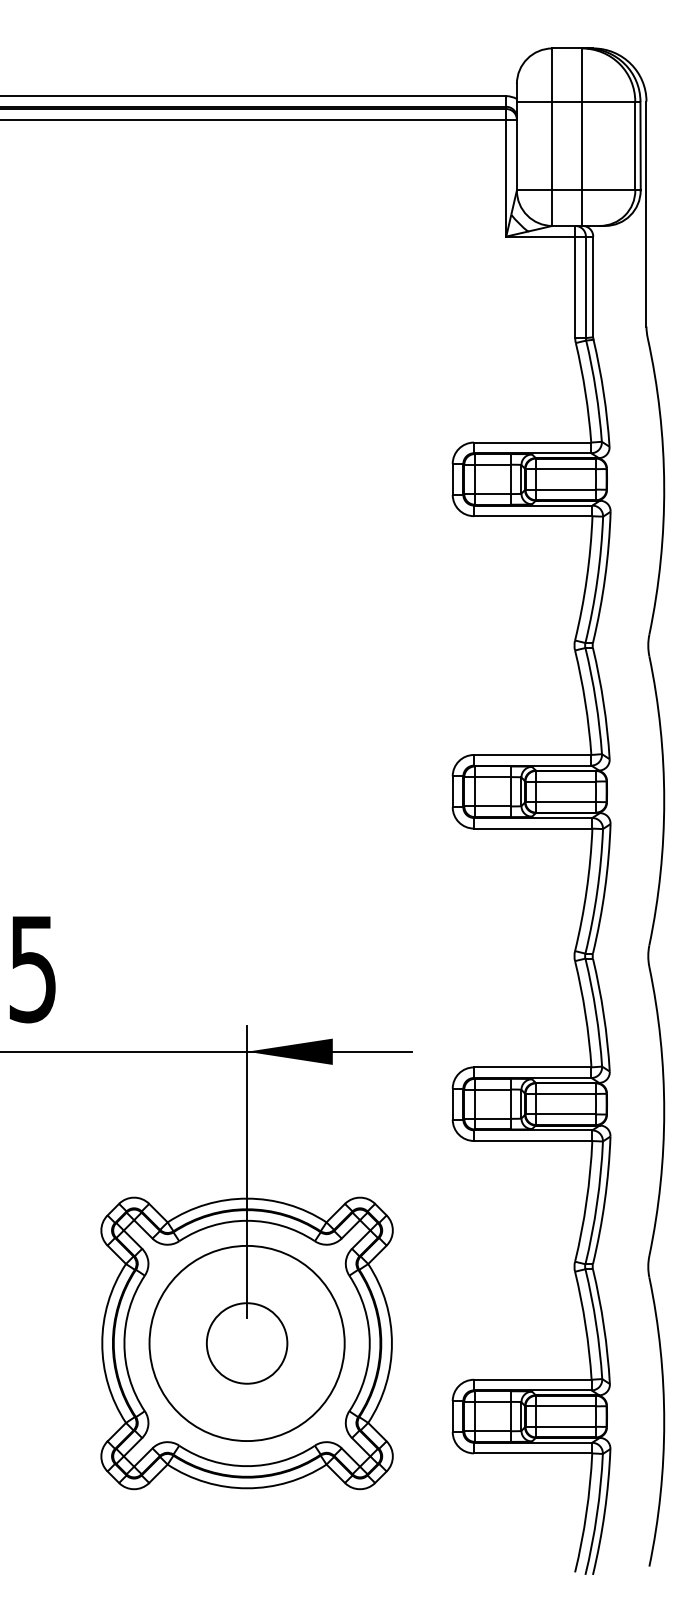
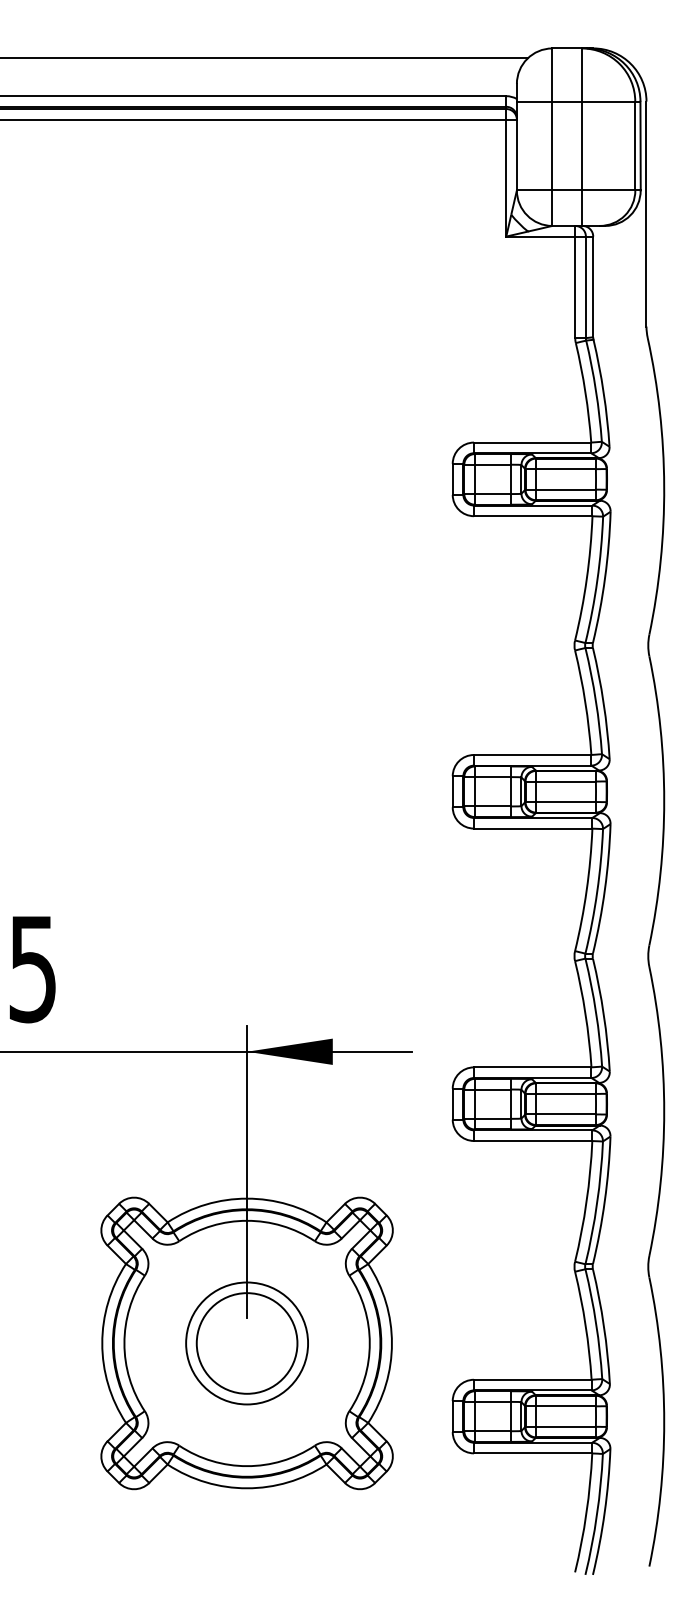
line: none -> present (265, 58)
circle diameter: 195 px -> 122 px (247, 1343)
circle diameter: 81 px -> 101 px (246, 1343)
